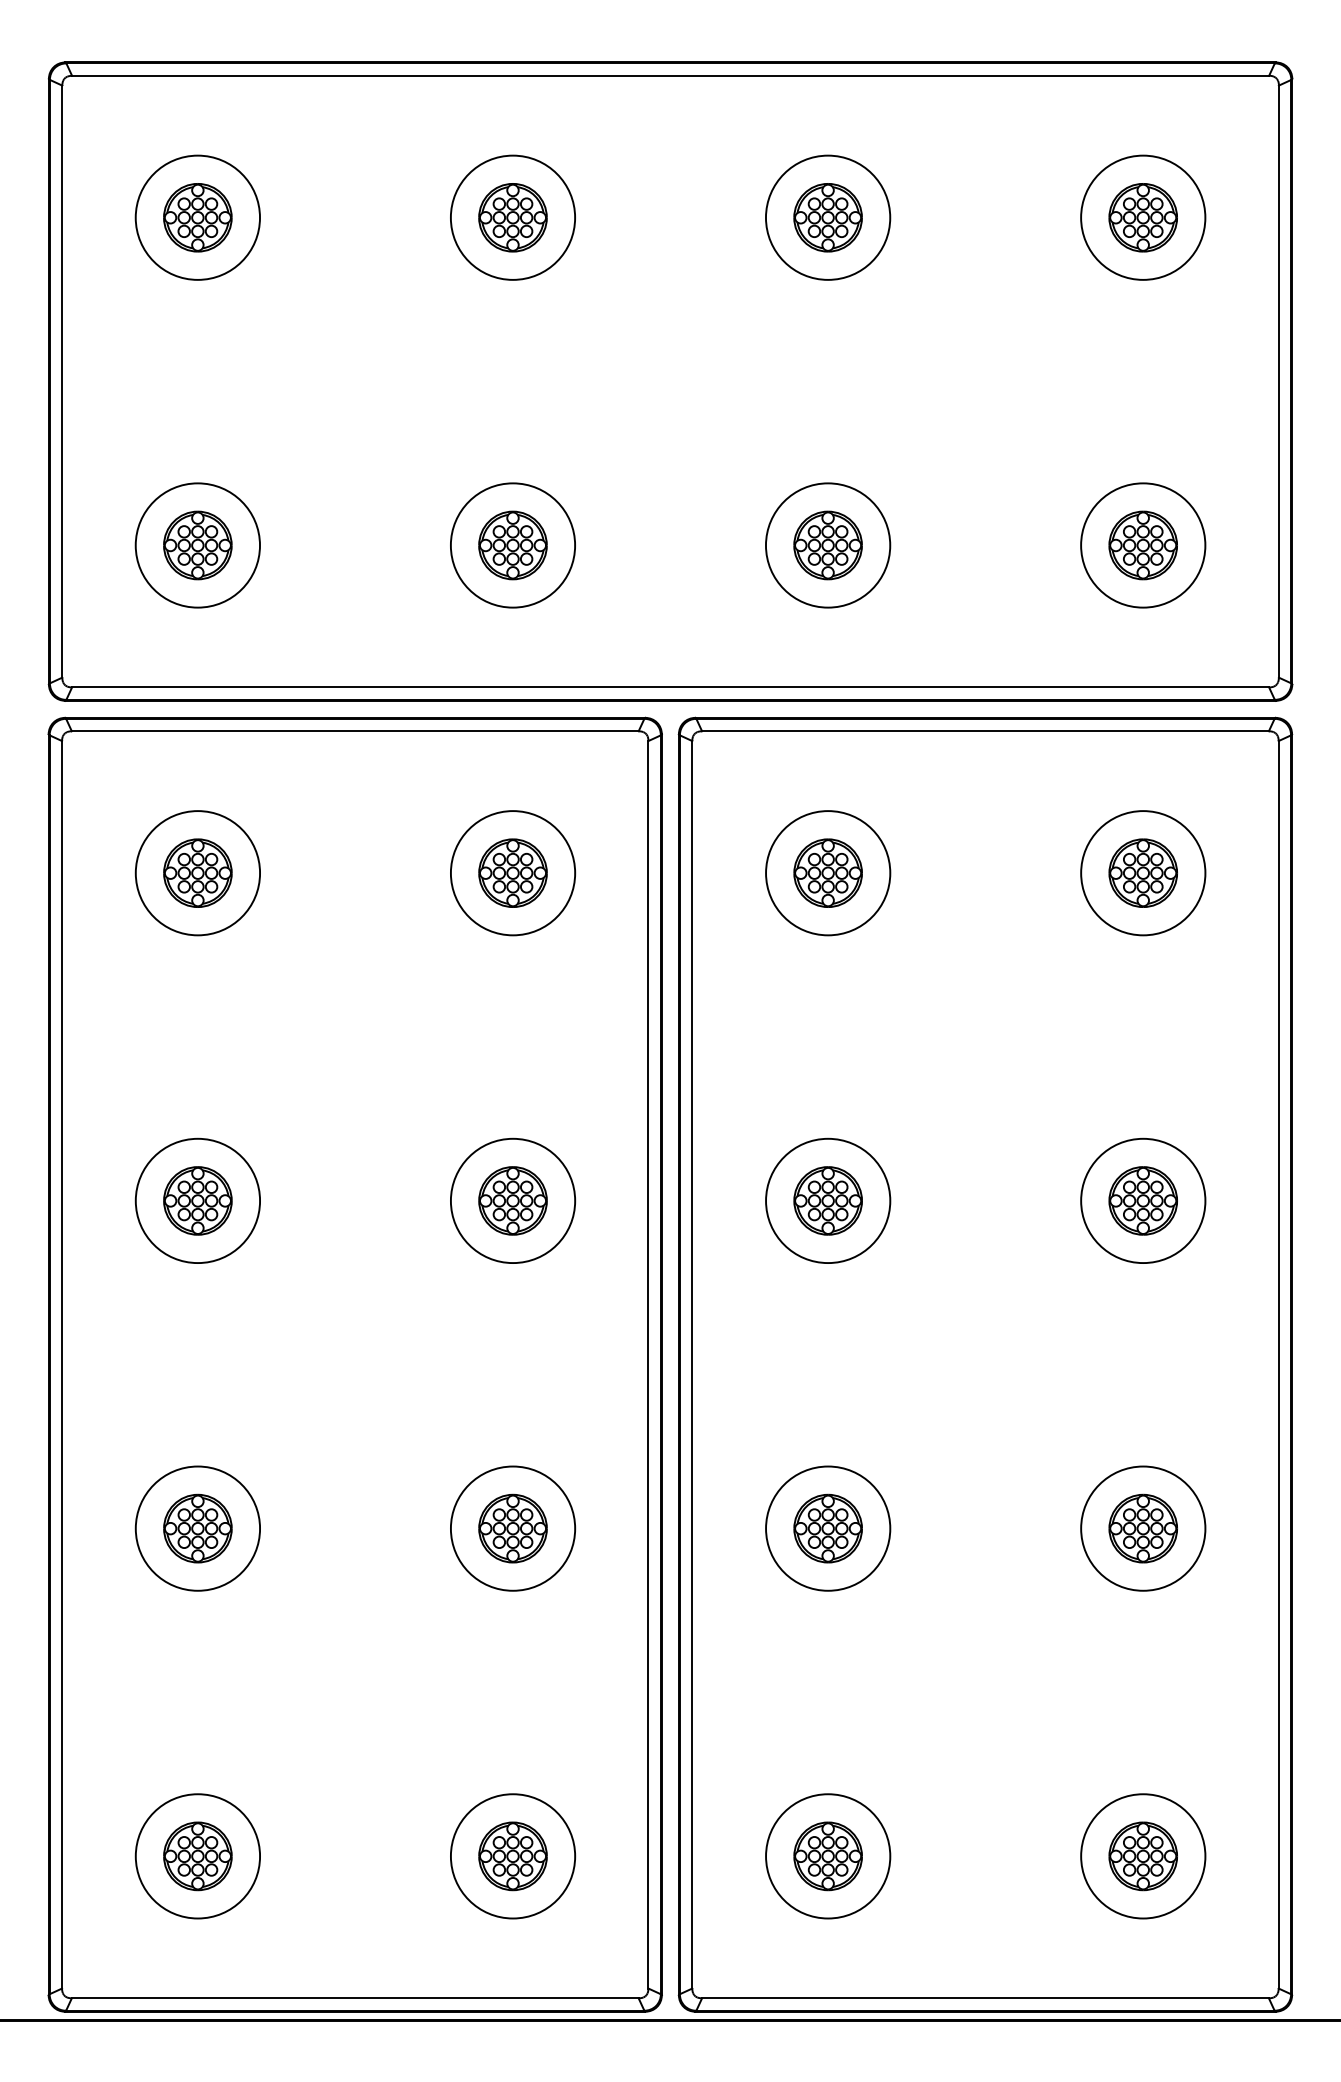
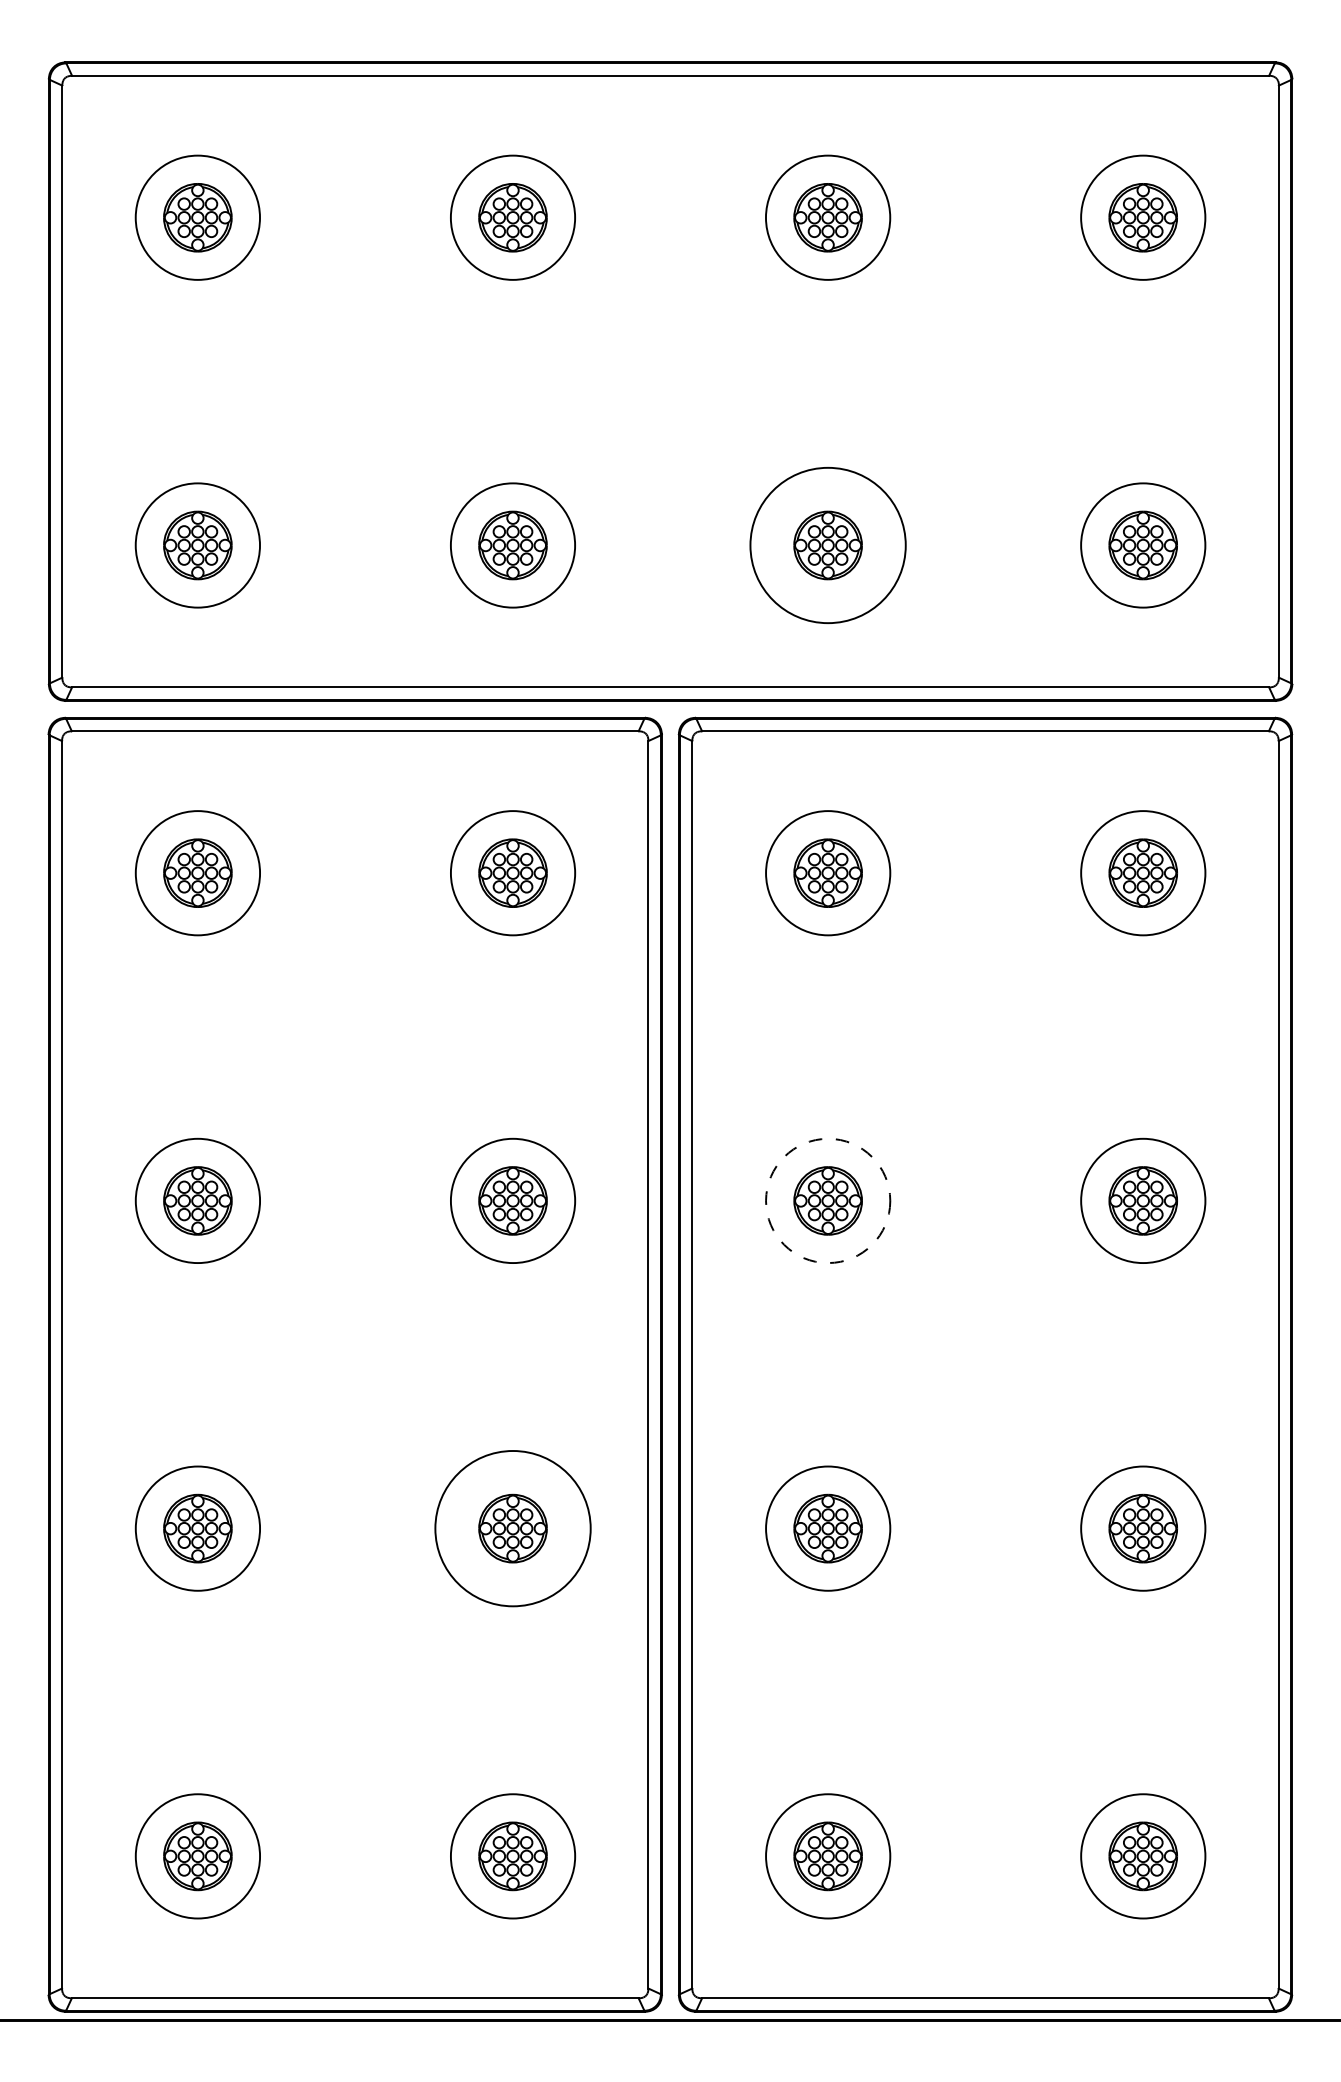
circle diameter: 124 px -> 155 px (827, 545)
circle: solid -> dashed (828, 1200)
circle diameter: 124 px -> 155 px (512, 1528)
